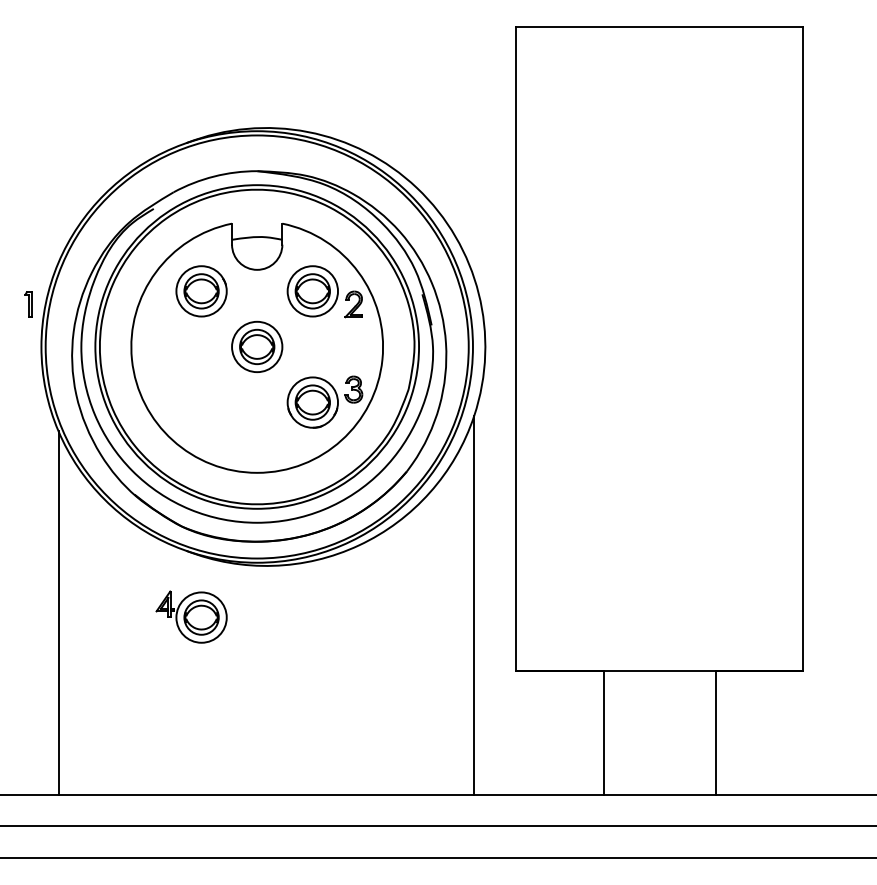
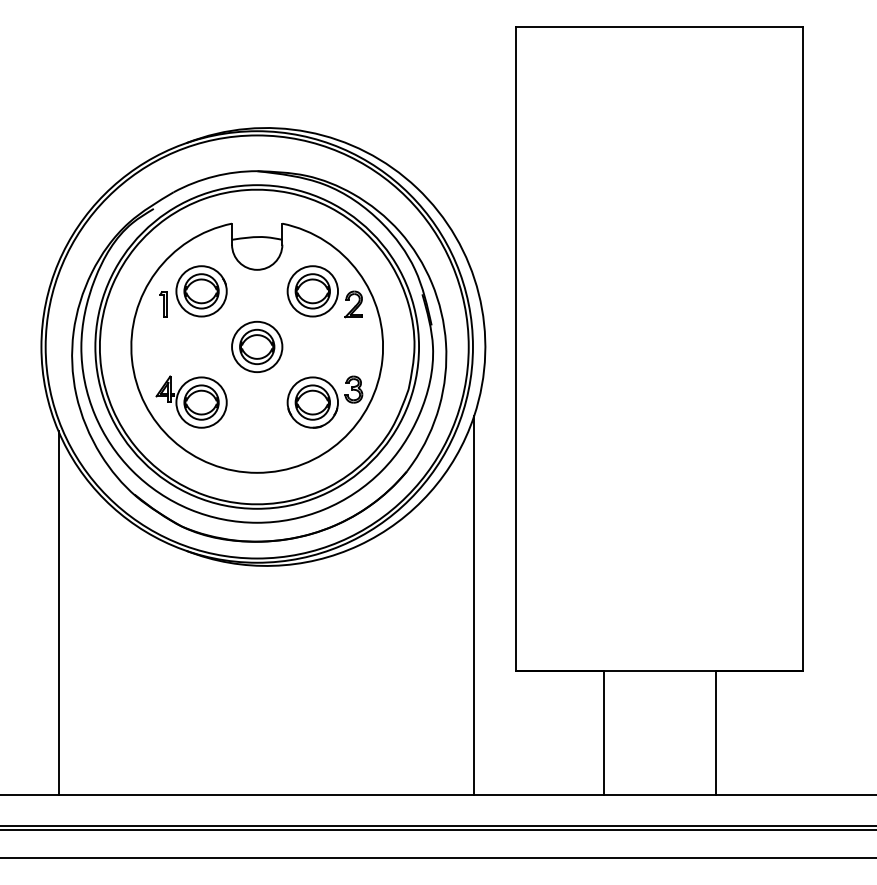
part position: (28, 304) -> (163, 304) (163, 304)
part position: (191, 616) -> (191, 401) (191, 401)
line: none -> present (437, 830)
